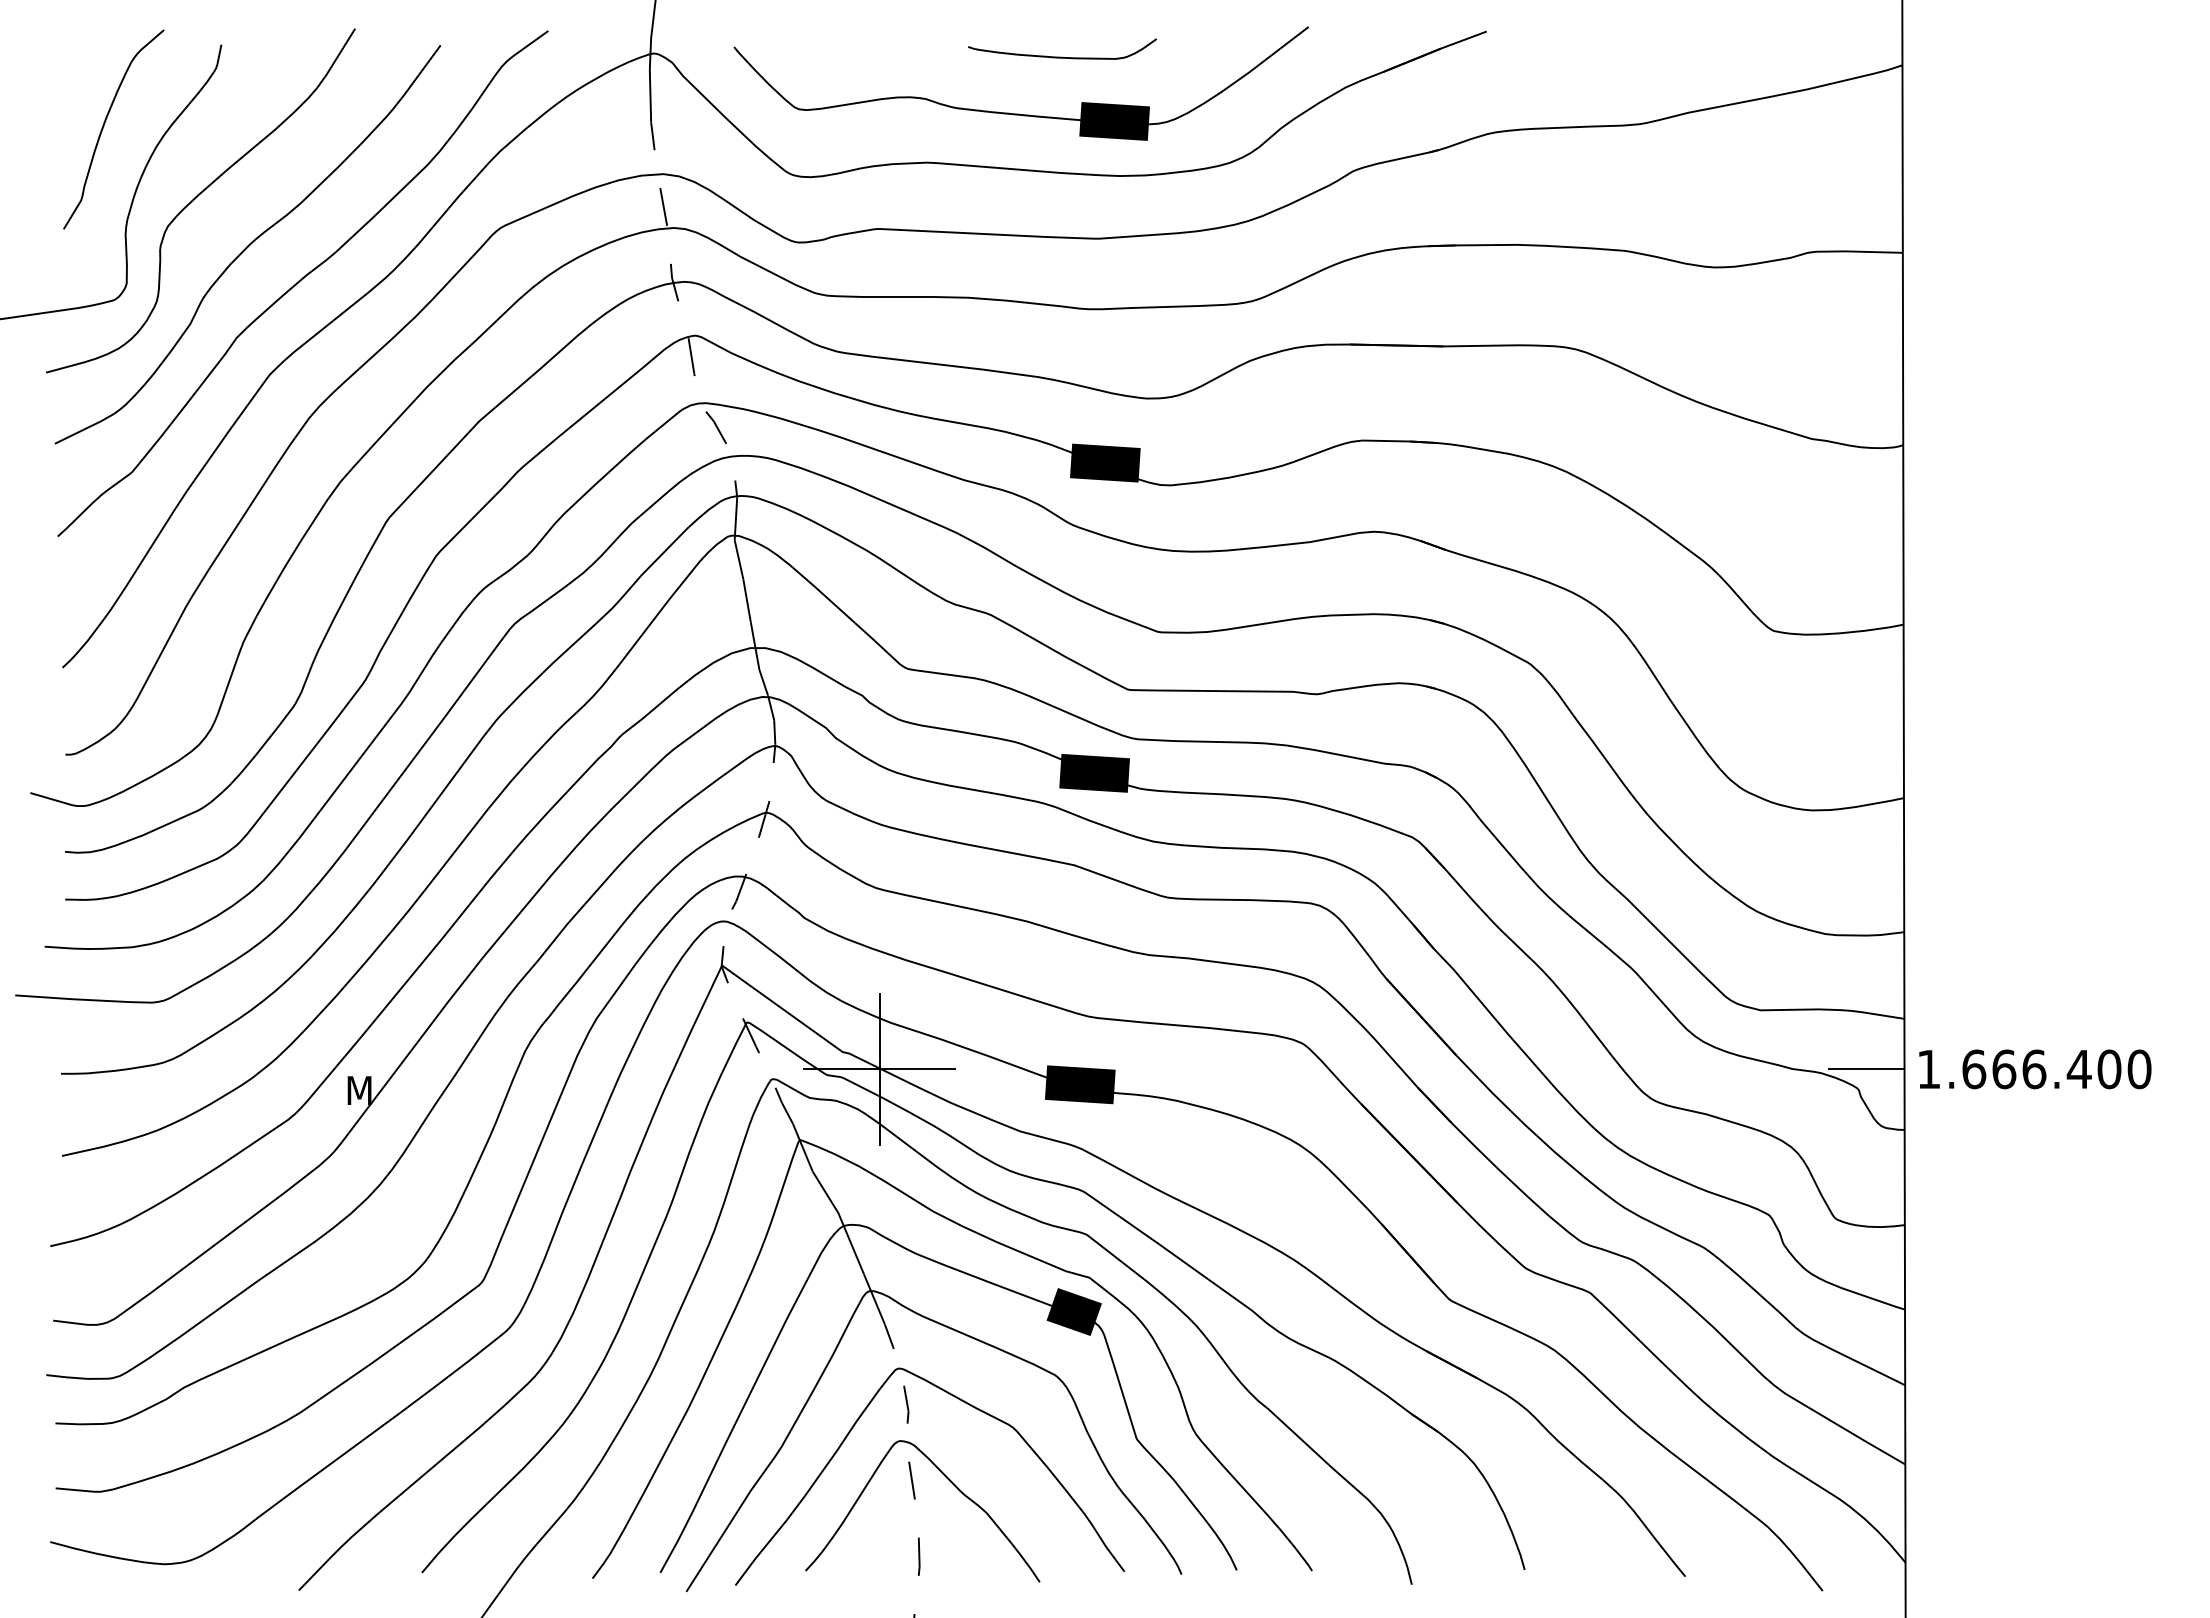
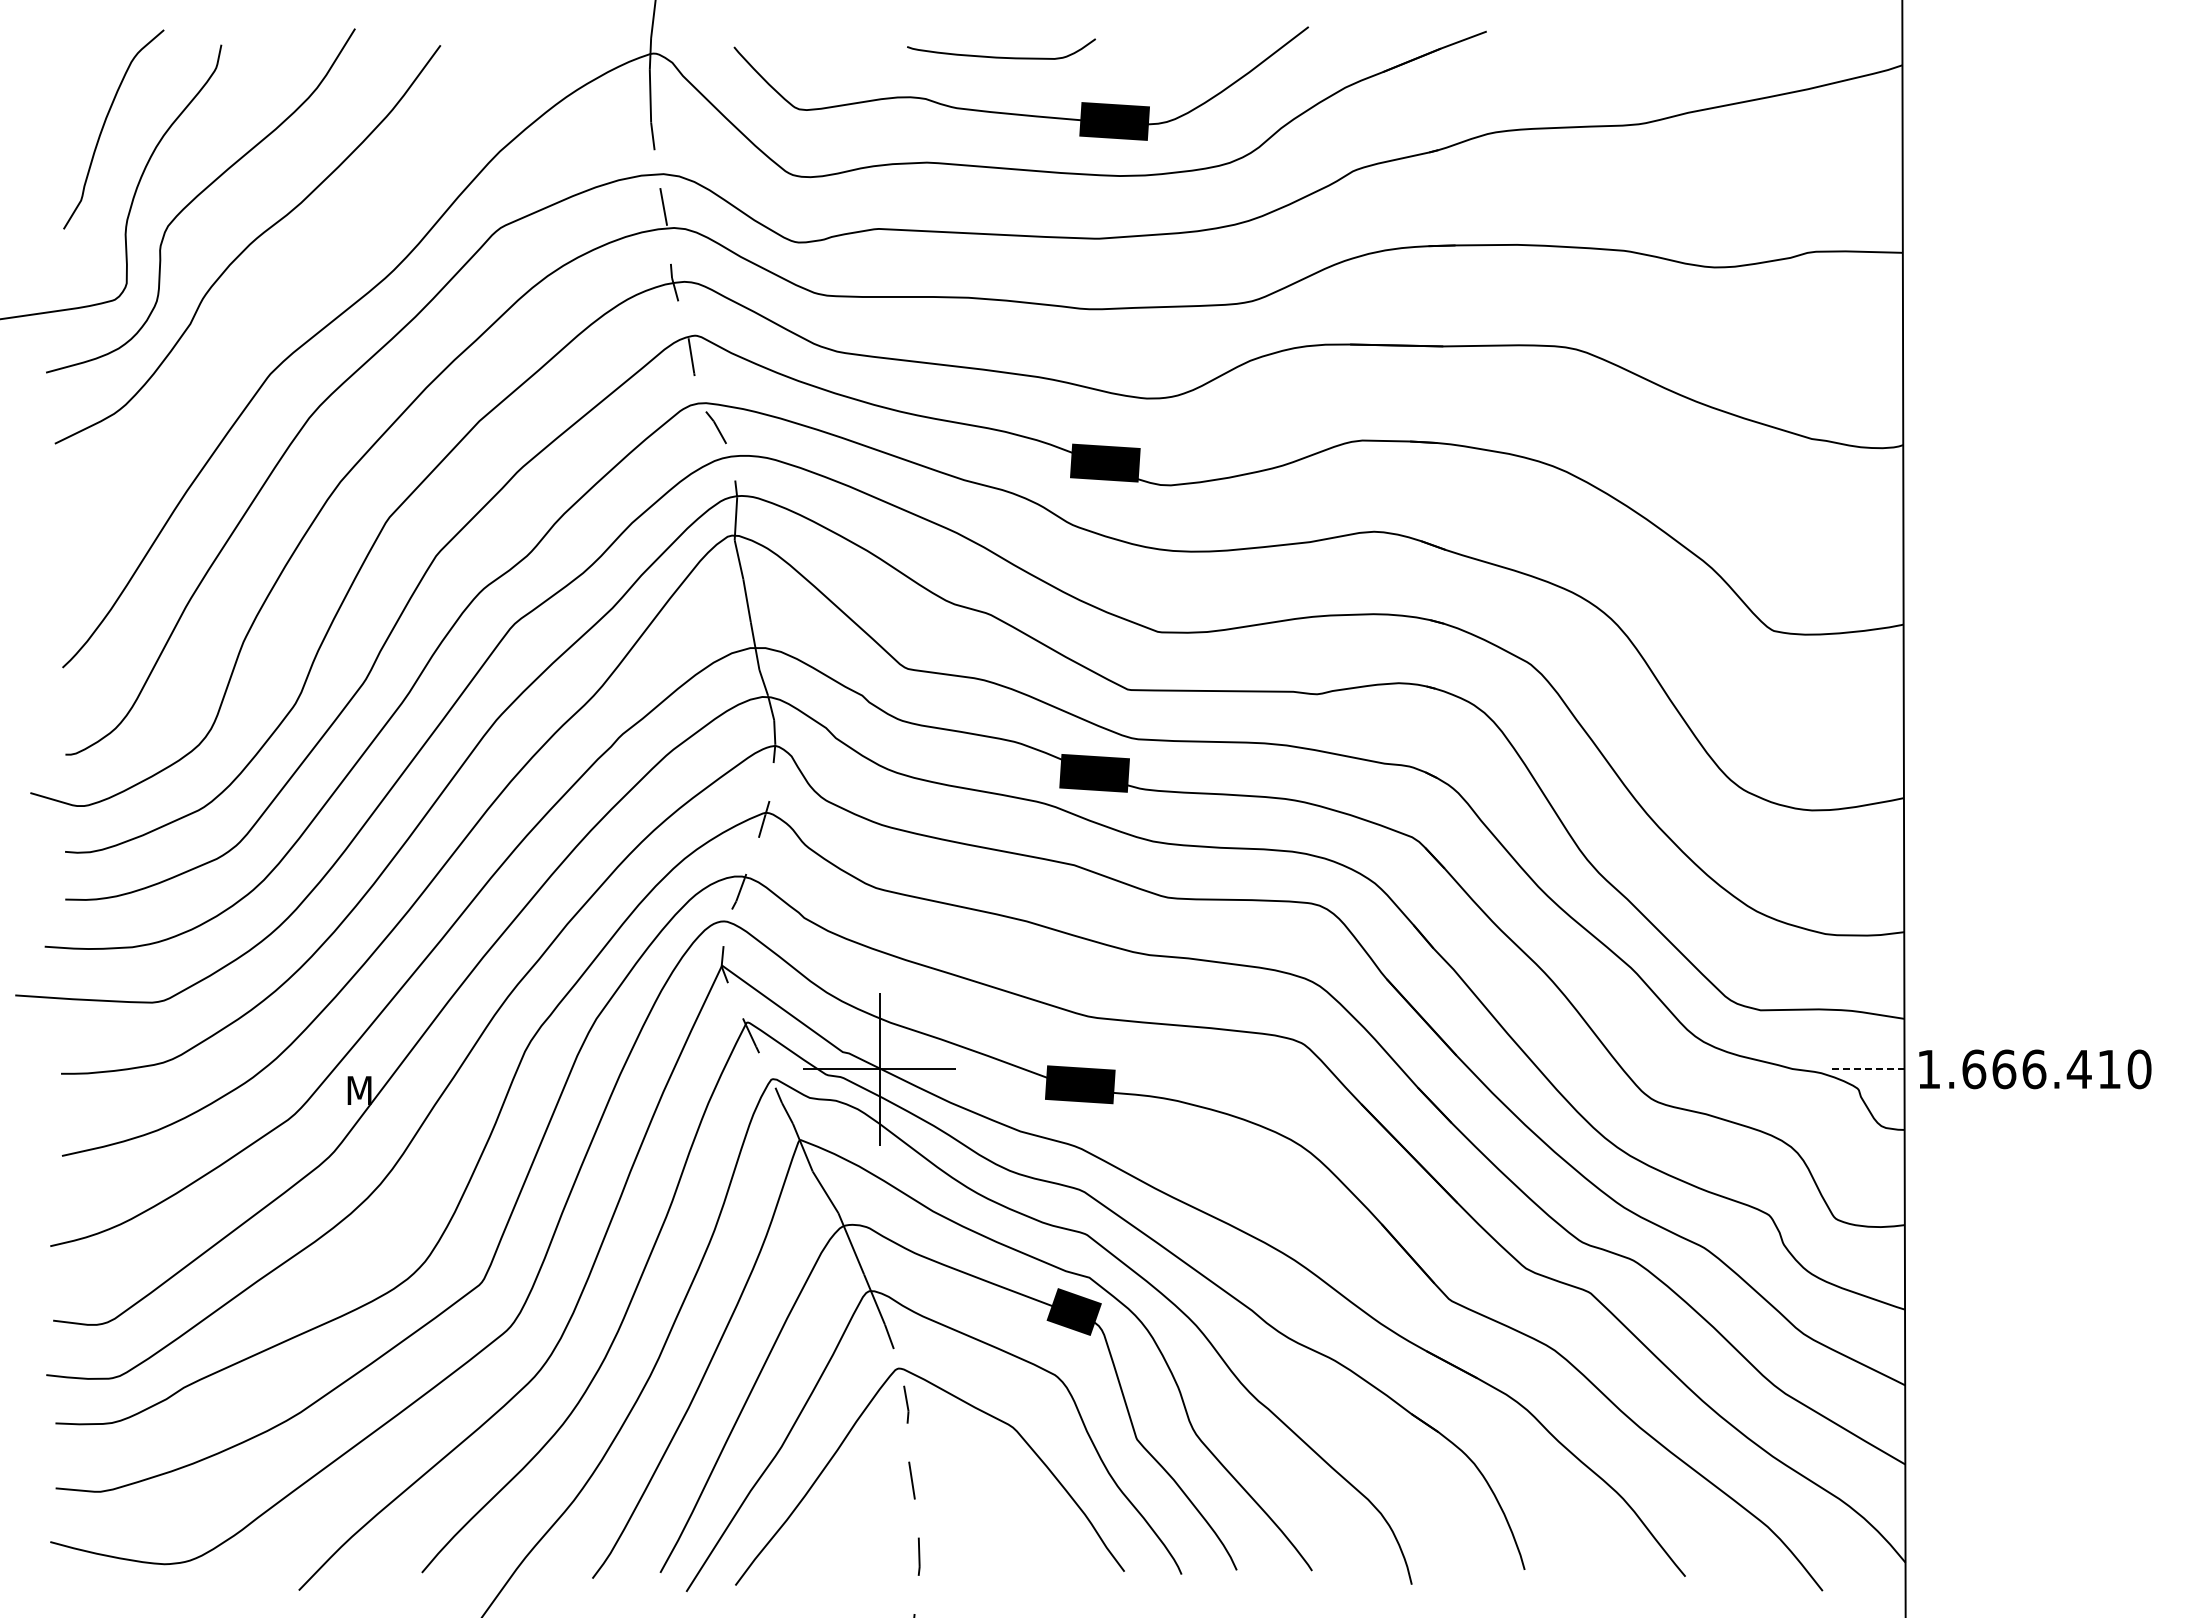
curve position: (1062, 56) -> (1001, 56) (1001, 56)
curve: present -> none (300, 281)
line: solid -> dashed (1865, 1069)
text: 1.666.400 -> 1.666.410 (2109, 1069)
curve: present -> none (950, 1482)
